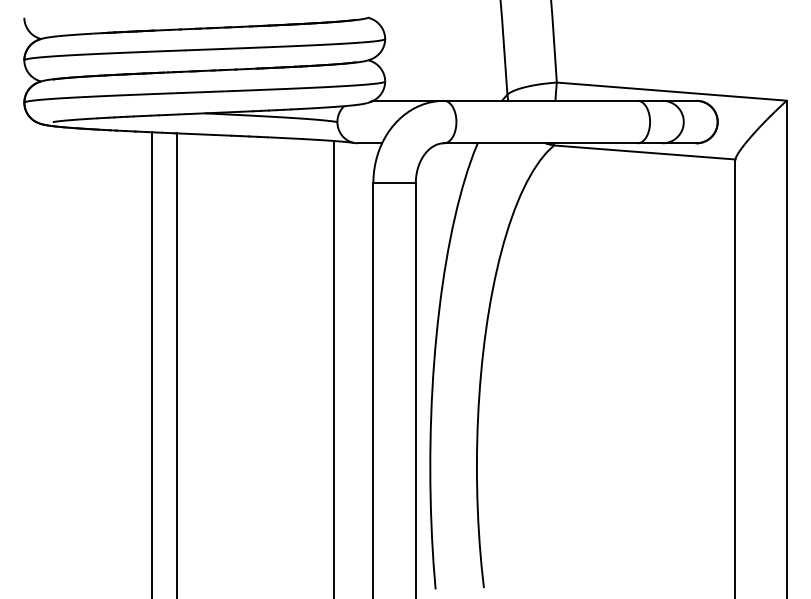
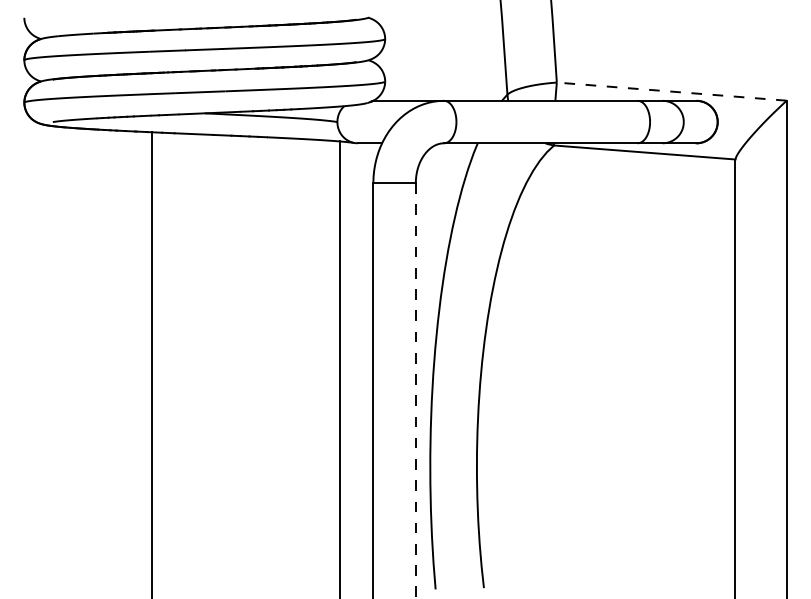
line: solid -> dashed (671, 91)
line: present -> none (177, 364)
line position: (333, 367) -> (339, 367) (339, 367)
line: solid -> dashed (415, 391)
